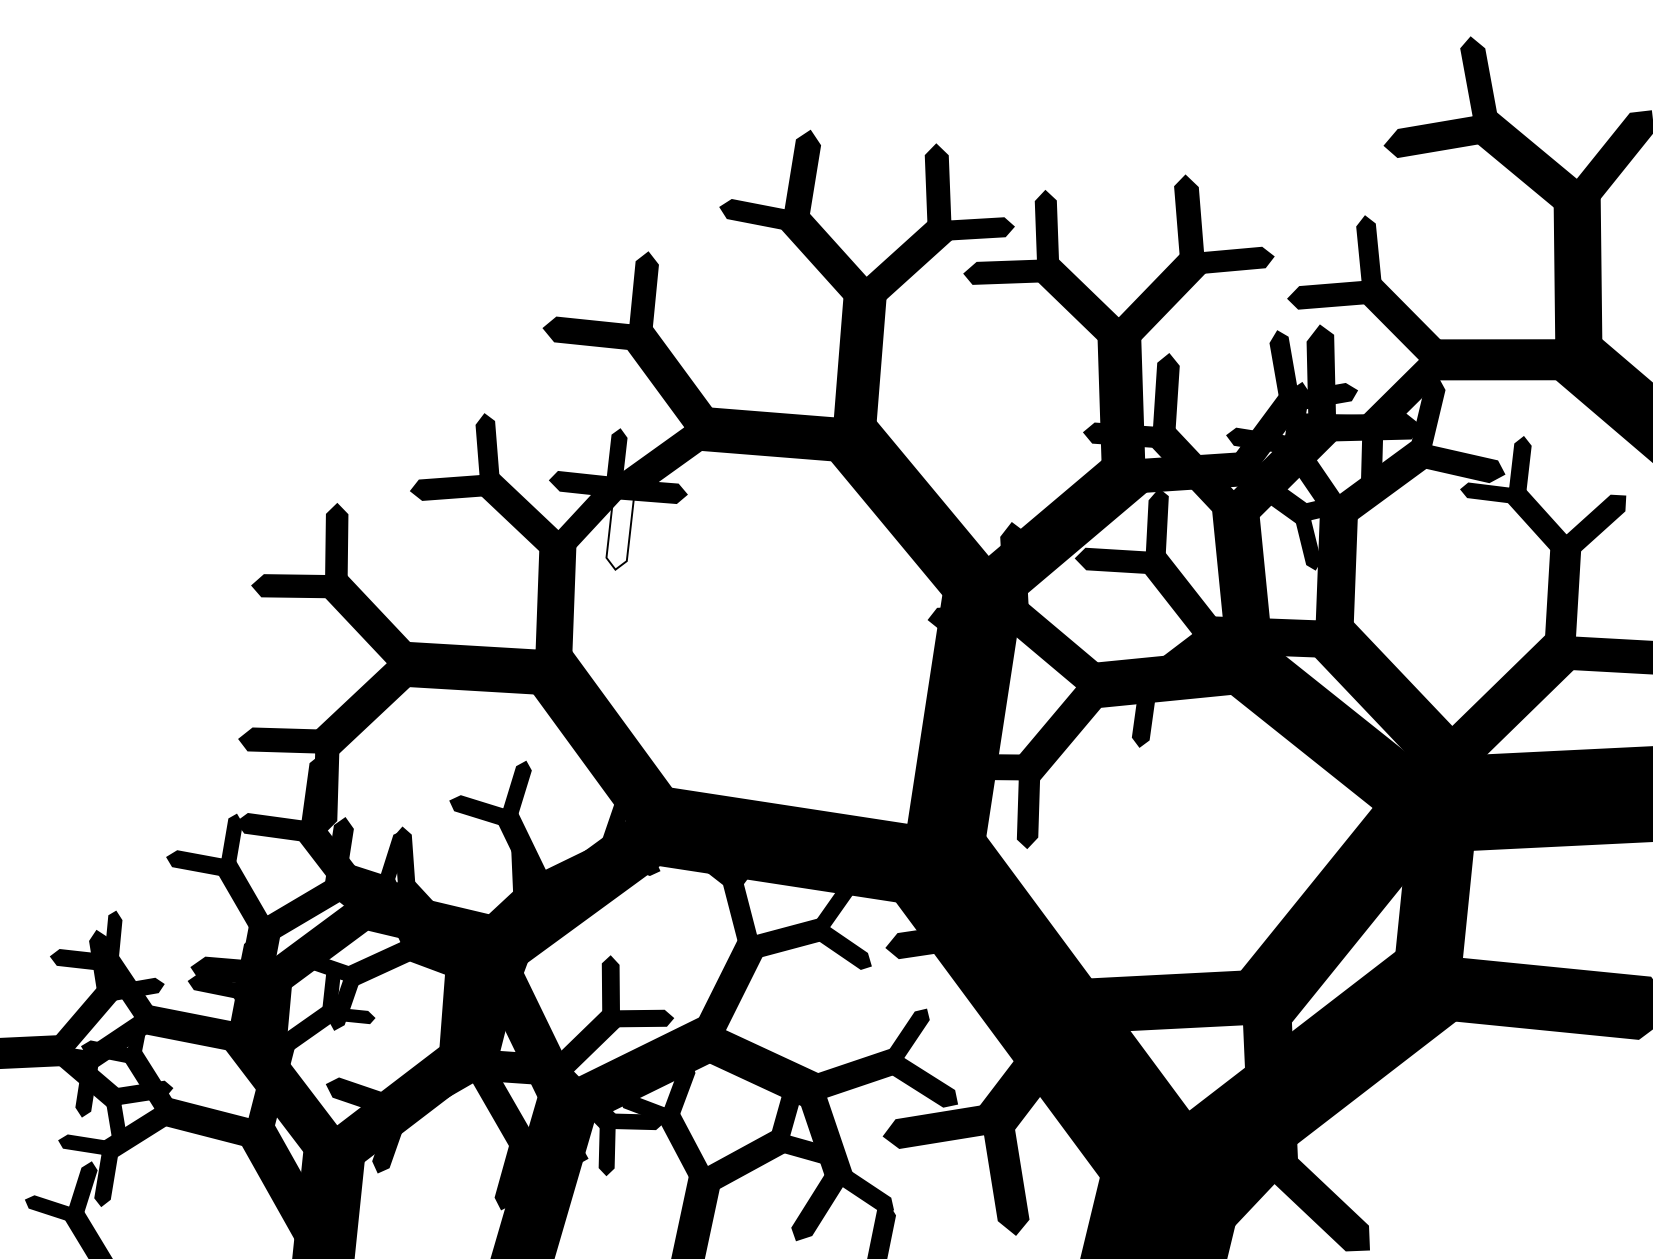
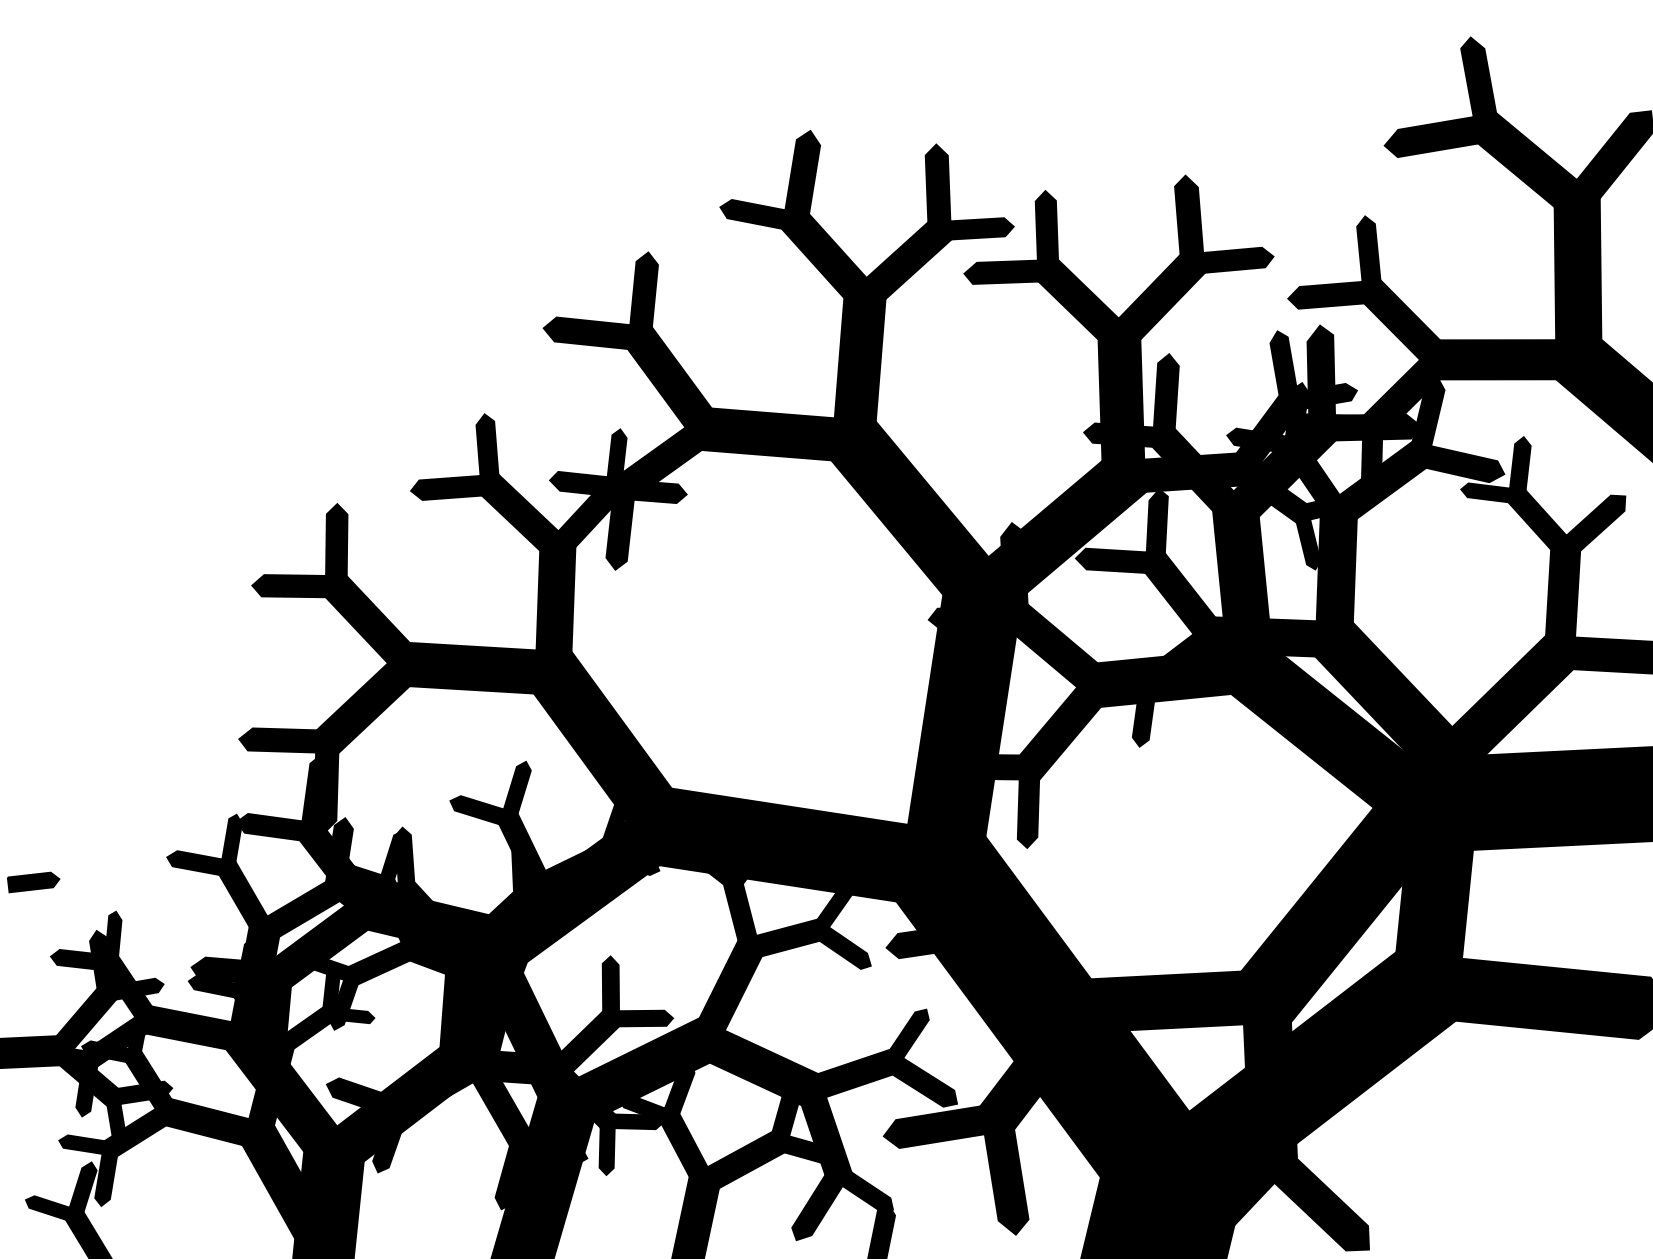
fill: none -> present (619, 532)
part: none -> present (33, 882)
